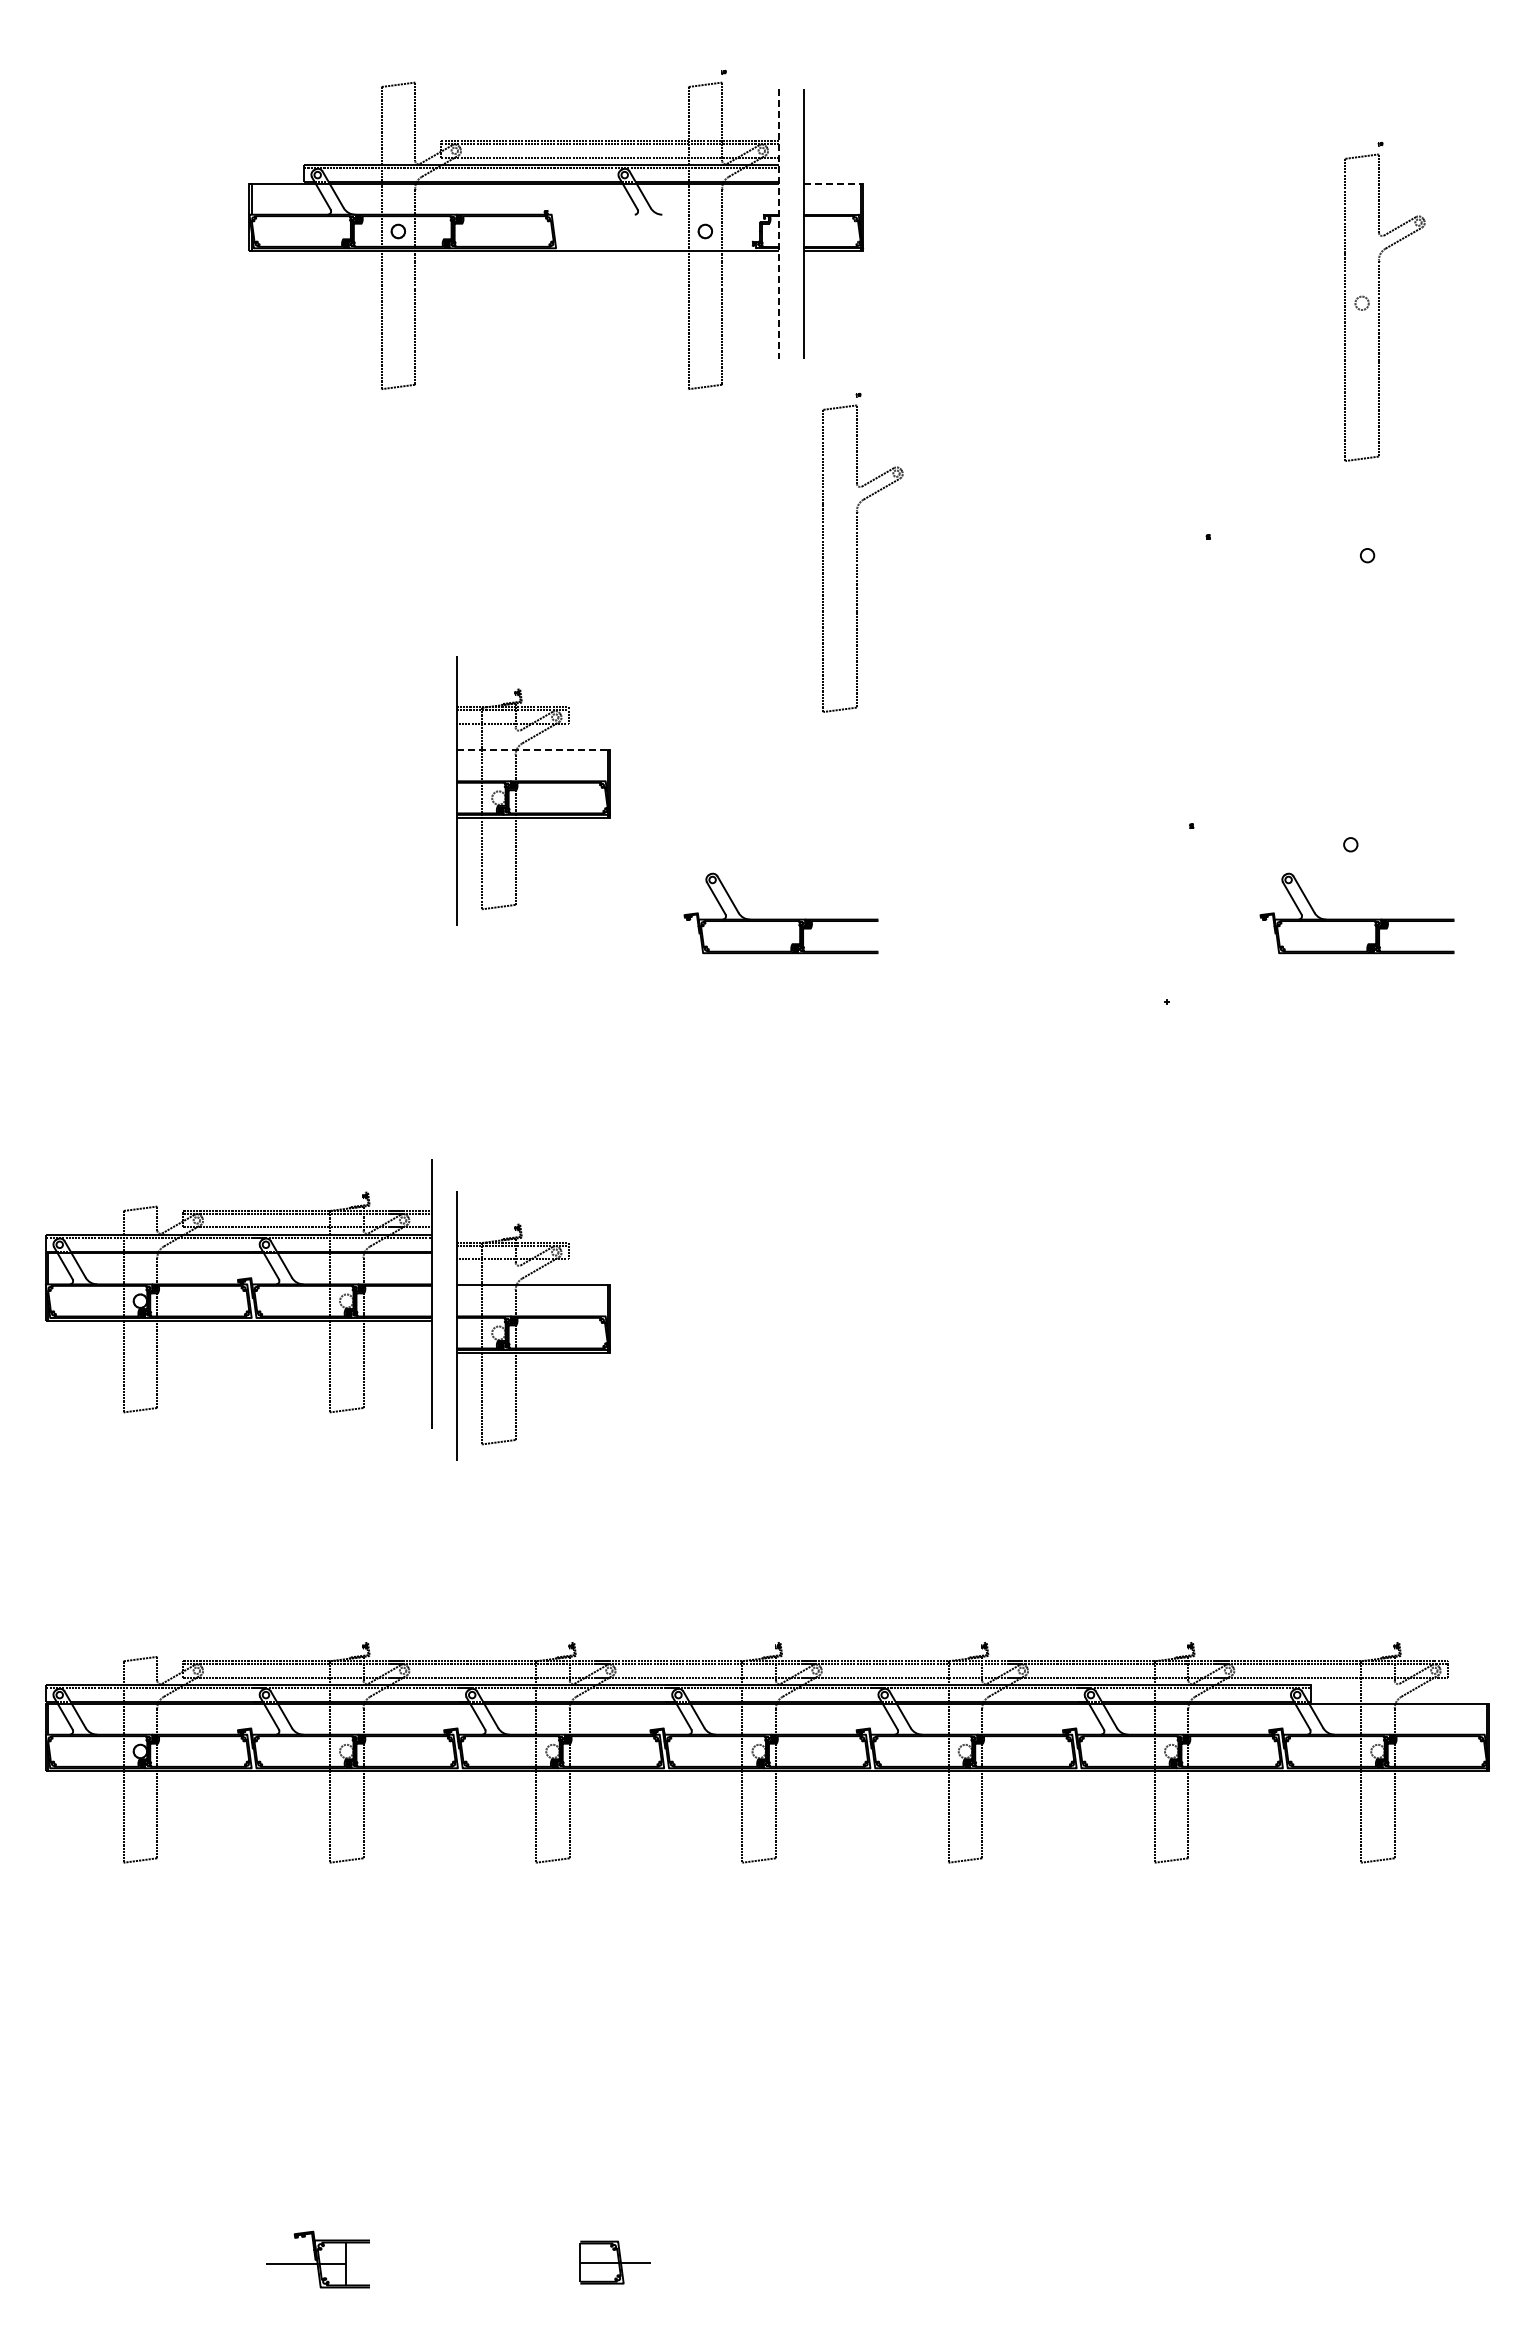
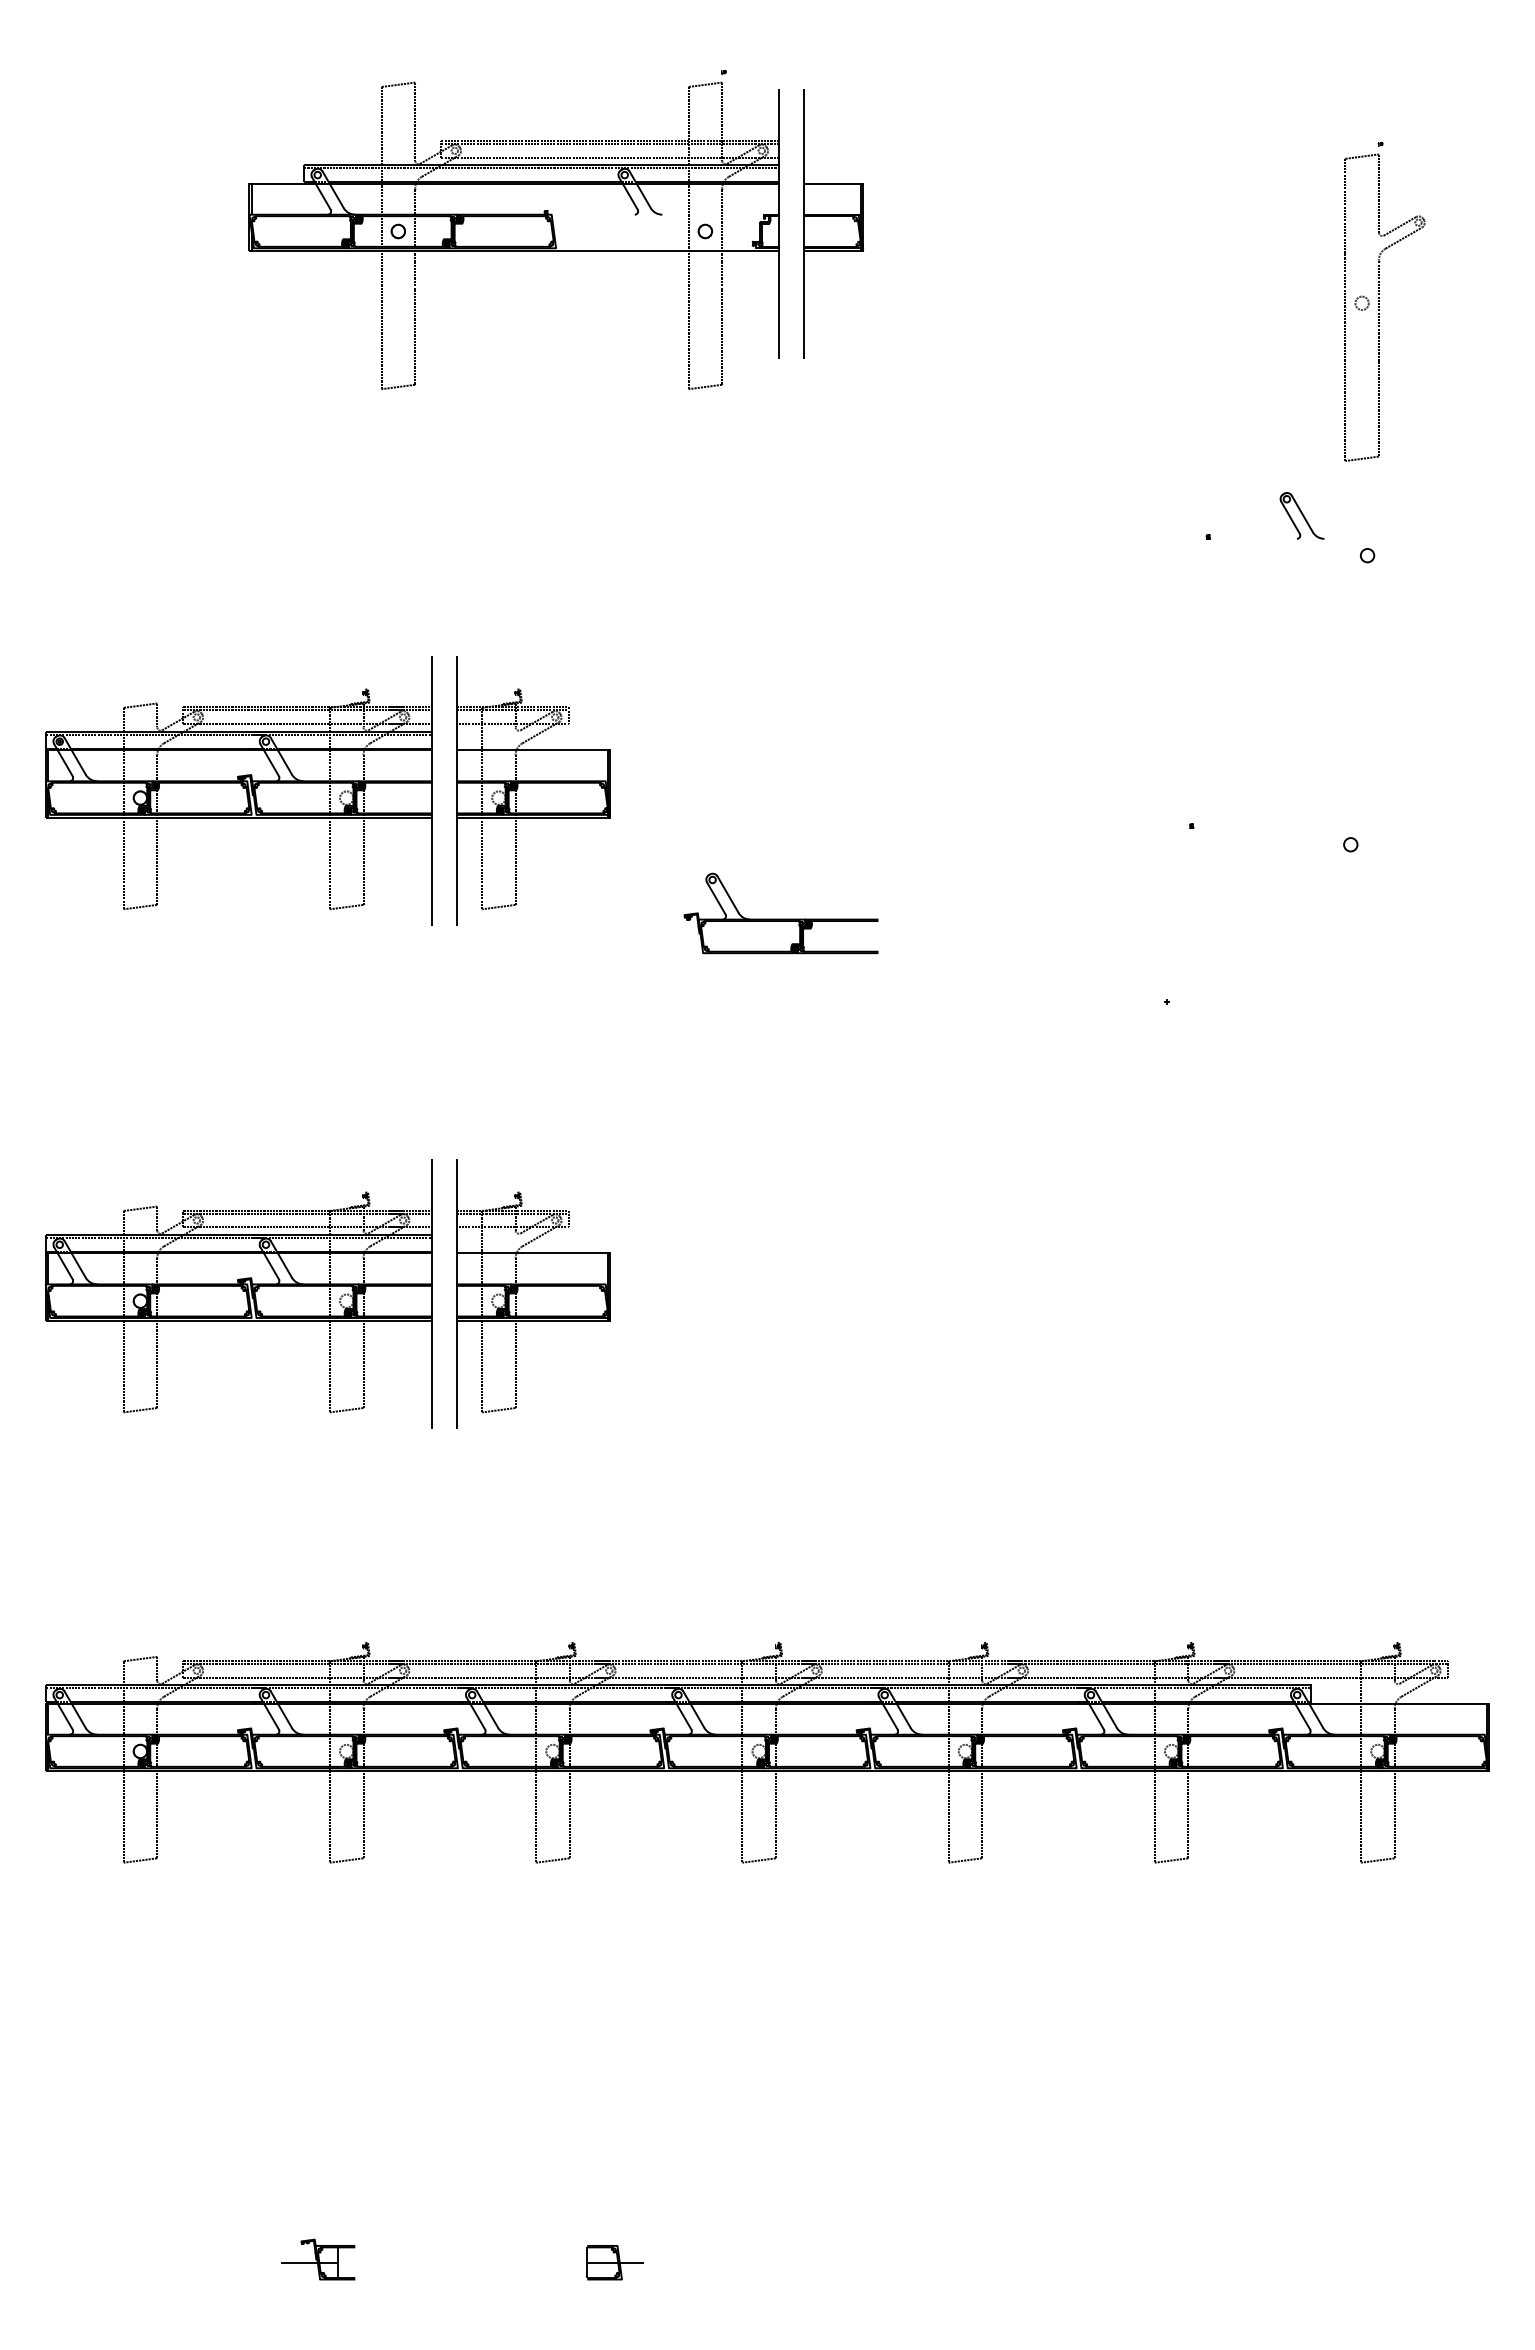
line: dashed -> solid (832, 183)
line: dashed -> solid (779, 224)
part: none -> present (1301, 515)
part: present -> none (862, 552)
line: dashed -> solid (532, 750)
part: none -> present (238, 790)
part: present -> none (1356, 913)
part position: (533, 1325) -> (533, 1293) (533, 1293)
part size: 104x59 px -> 75x43 px (318, 2259)
part size: 72x45 px -> 58x36 px (614, 2262)
